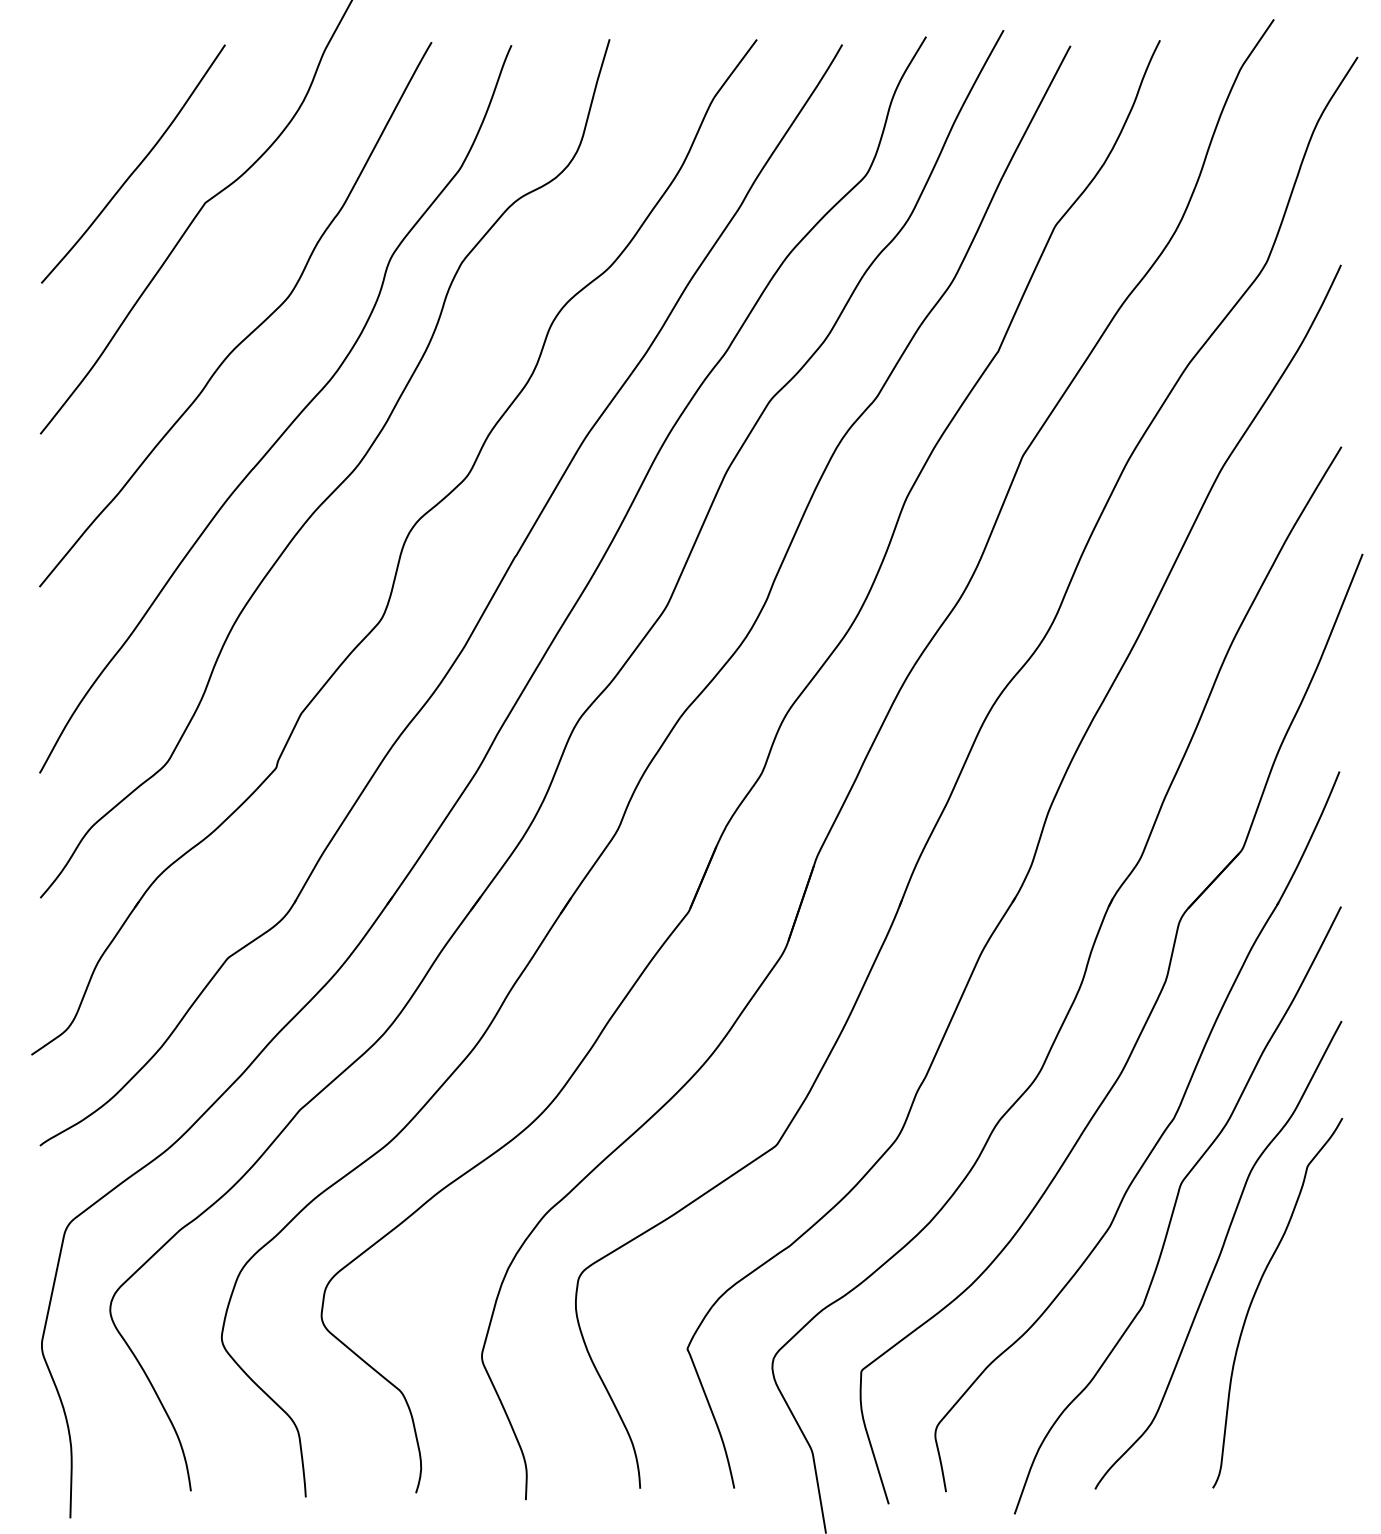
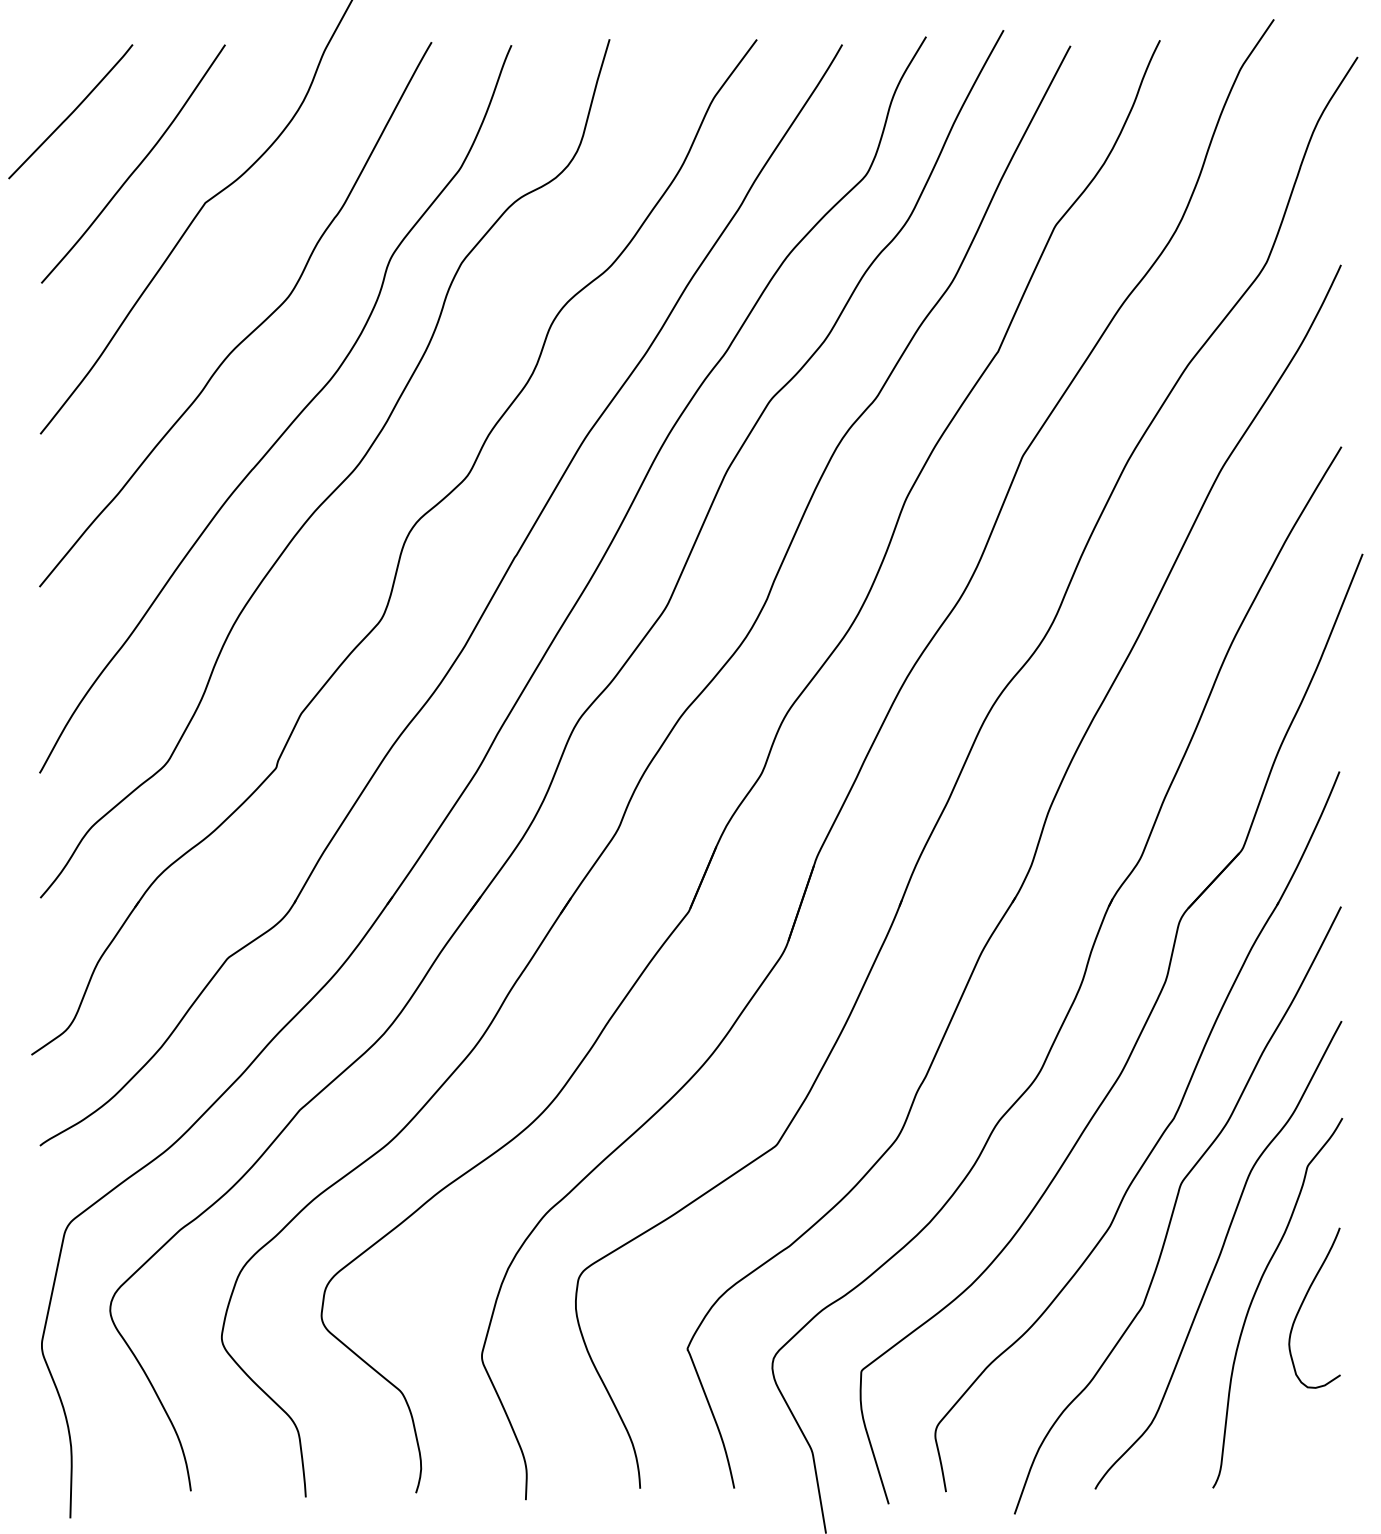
curve: none -> present (71, 112)
curve: none -> present (1304, 1301)
